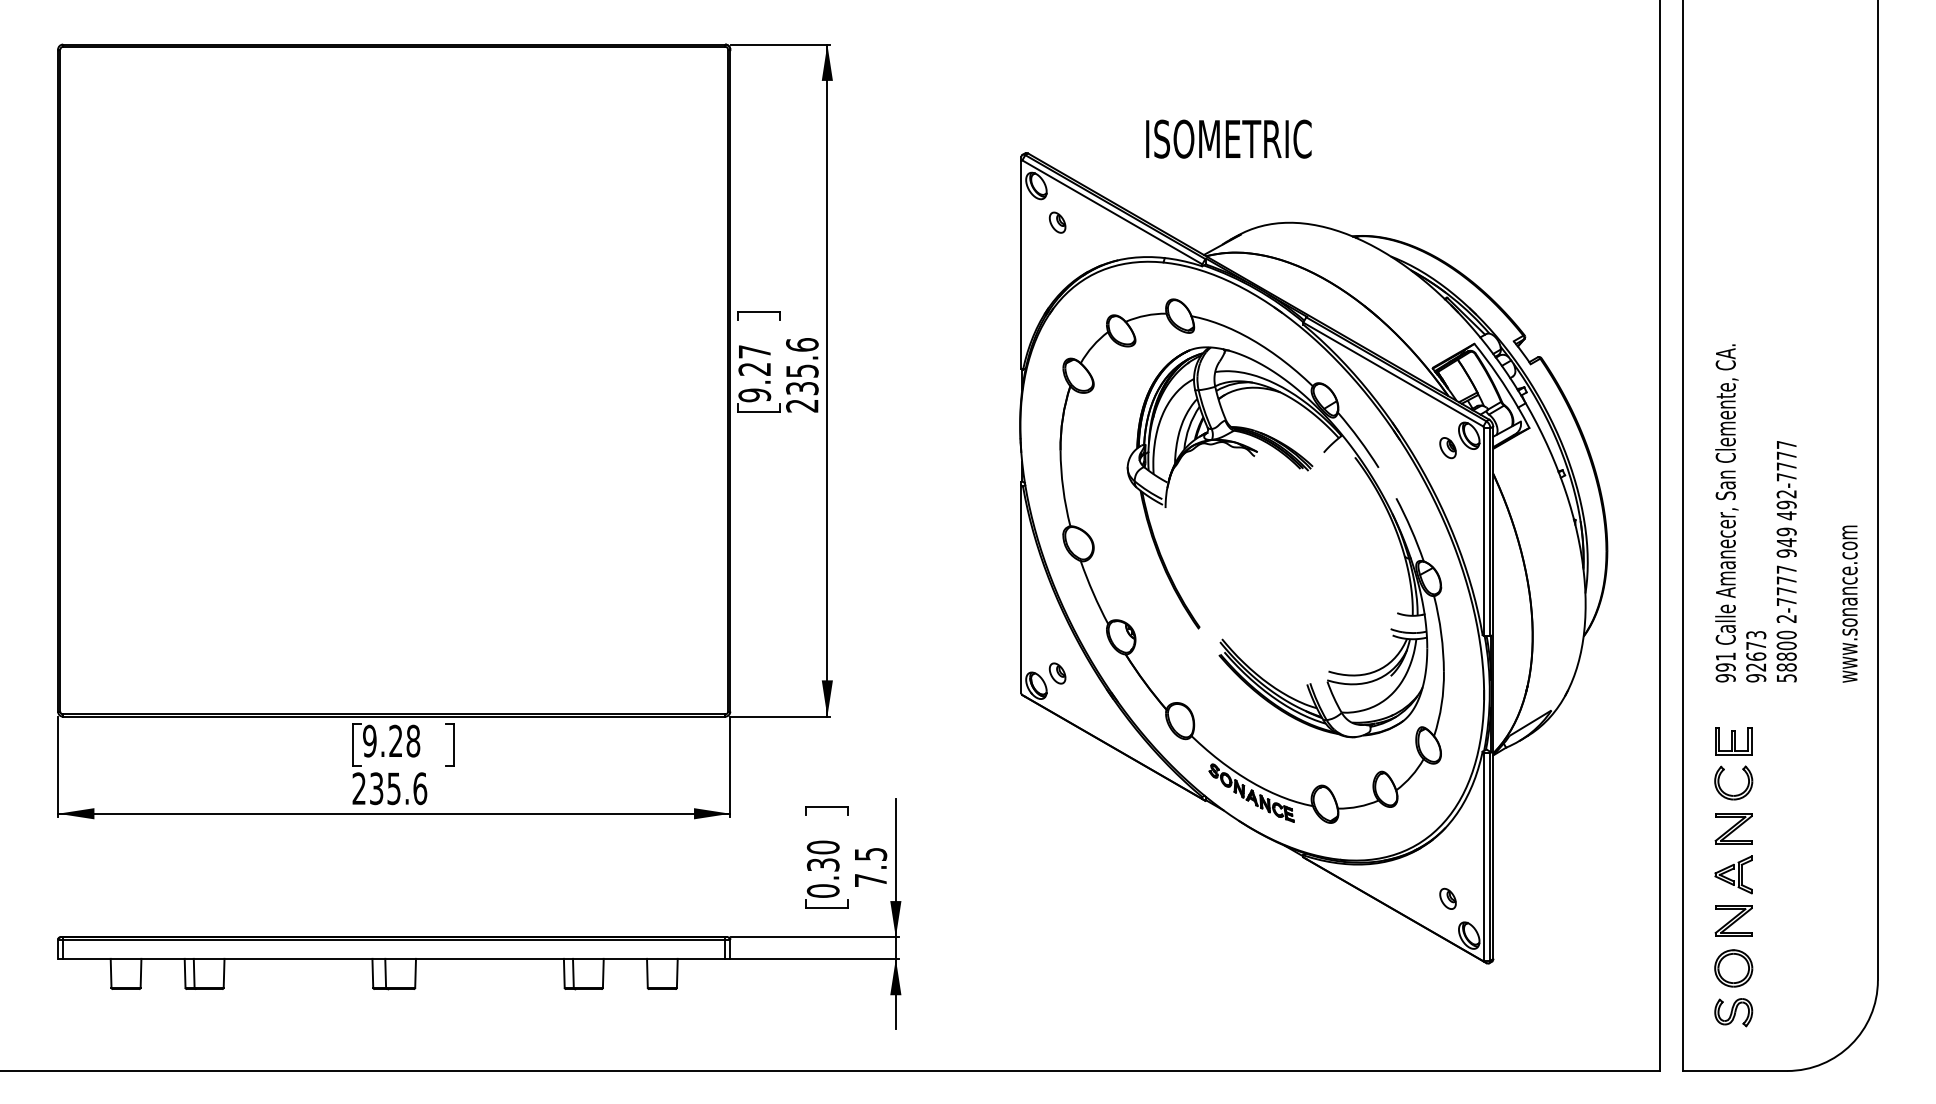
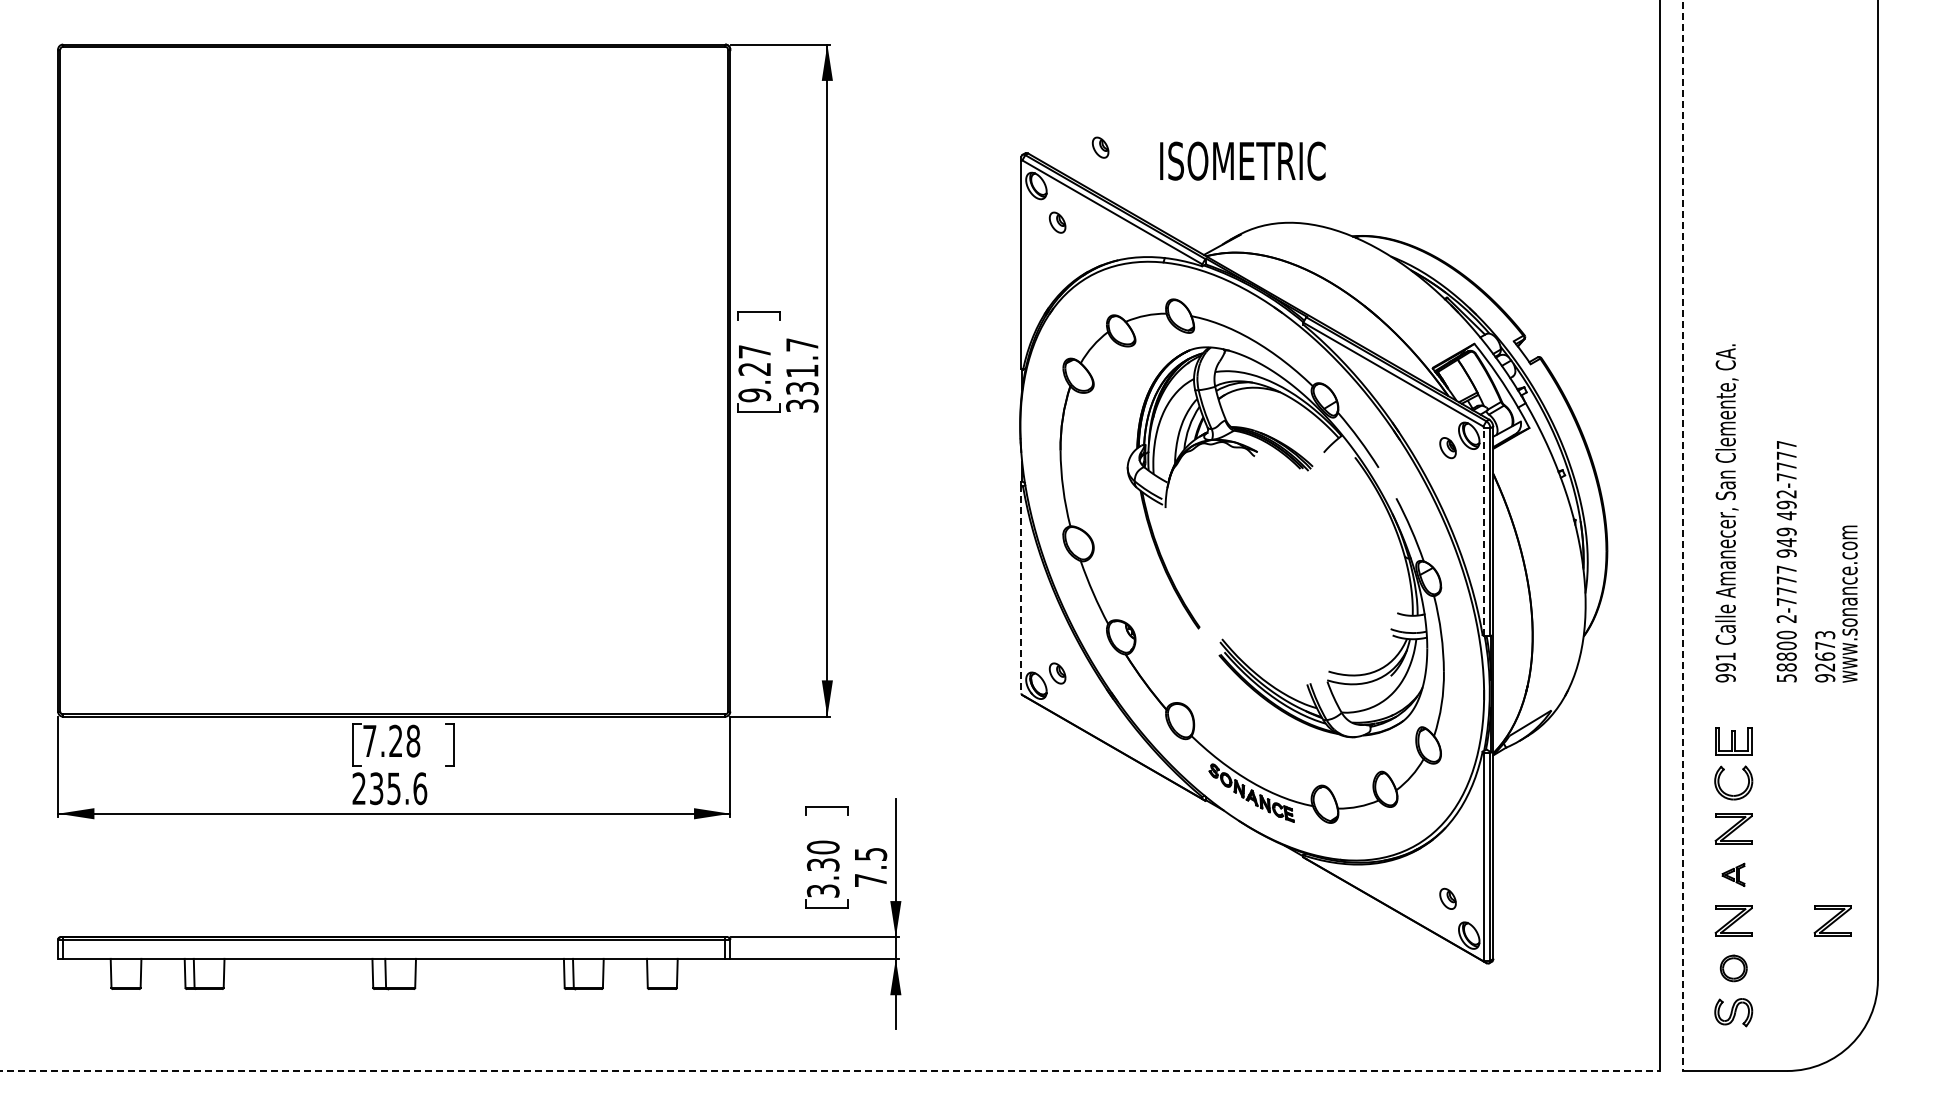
text position: (1228, 138) -> (1242, 160) (1242, 160)
part: none -> present (1100, 147)
text: 235.6 -> 331.7 (802, 375)
line: solid -> dashed (1484, 532)
line: solid -> dashed (1682, 536)
line: solid -> dashed (1021, 589)
text position: (1756, 656) -> (1825, 656) (1825, 656)
text: 9.28 -> 7.28 (369, 740)
part size: 39x40 px -> 25x25 px (1733, 874)
text: 0.30 -> 3.30 (823, 890)
part: none -> present (1832, 920)
part size: 40x39 px -> 29x29 px (1733, 968)
line: solid -> dashed (830, 1070)
